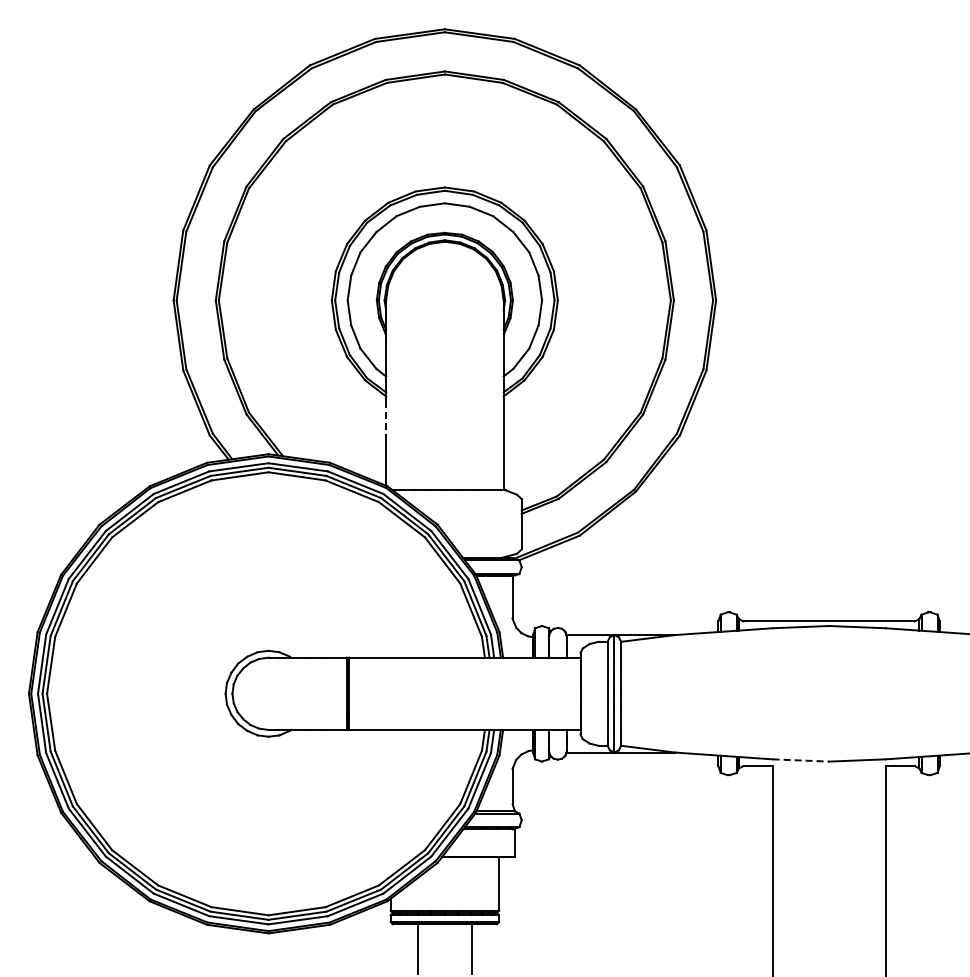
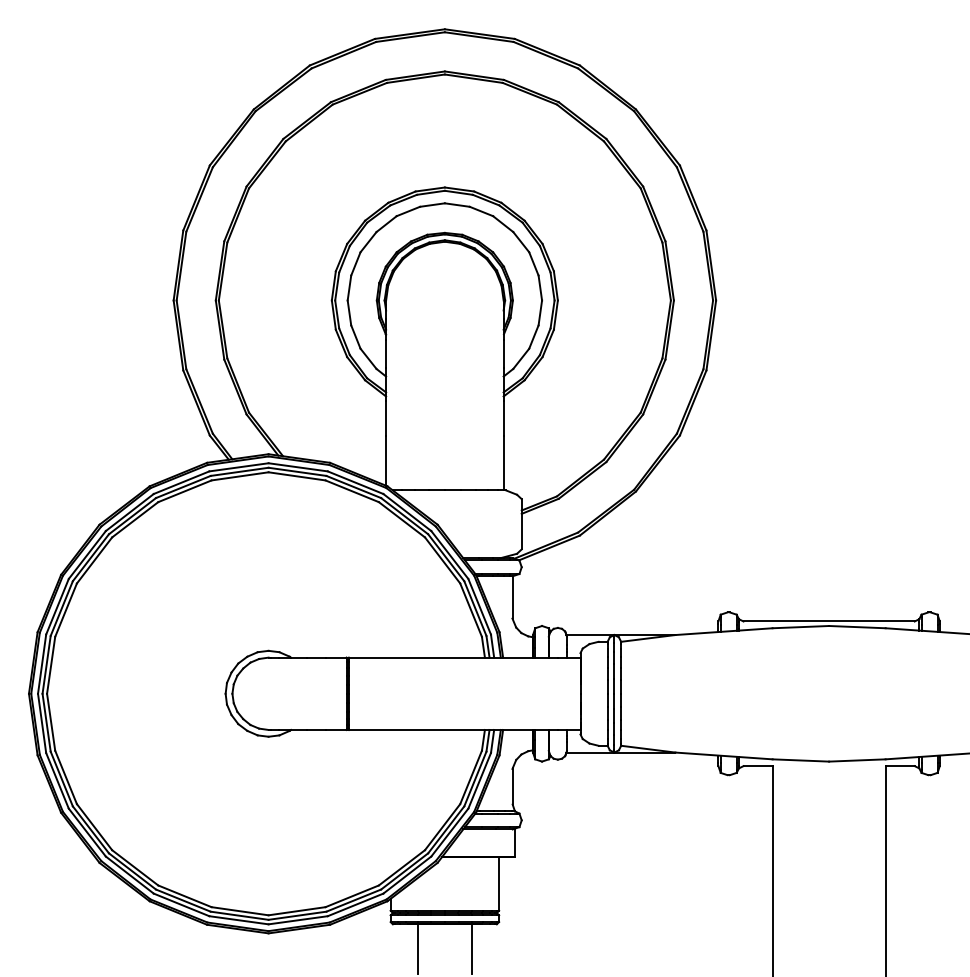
line: dashed -> solid (386, 418)
line: dashed -> solid (801, 760)
